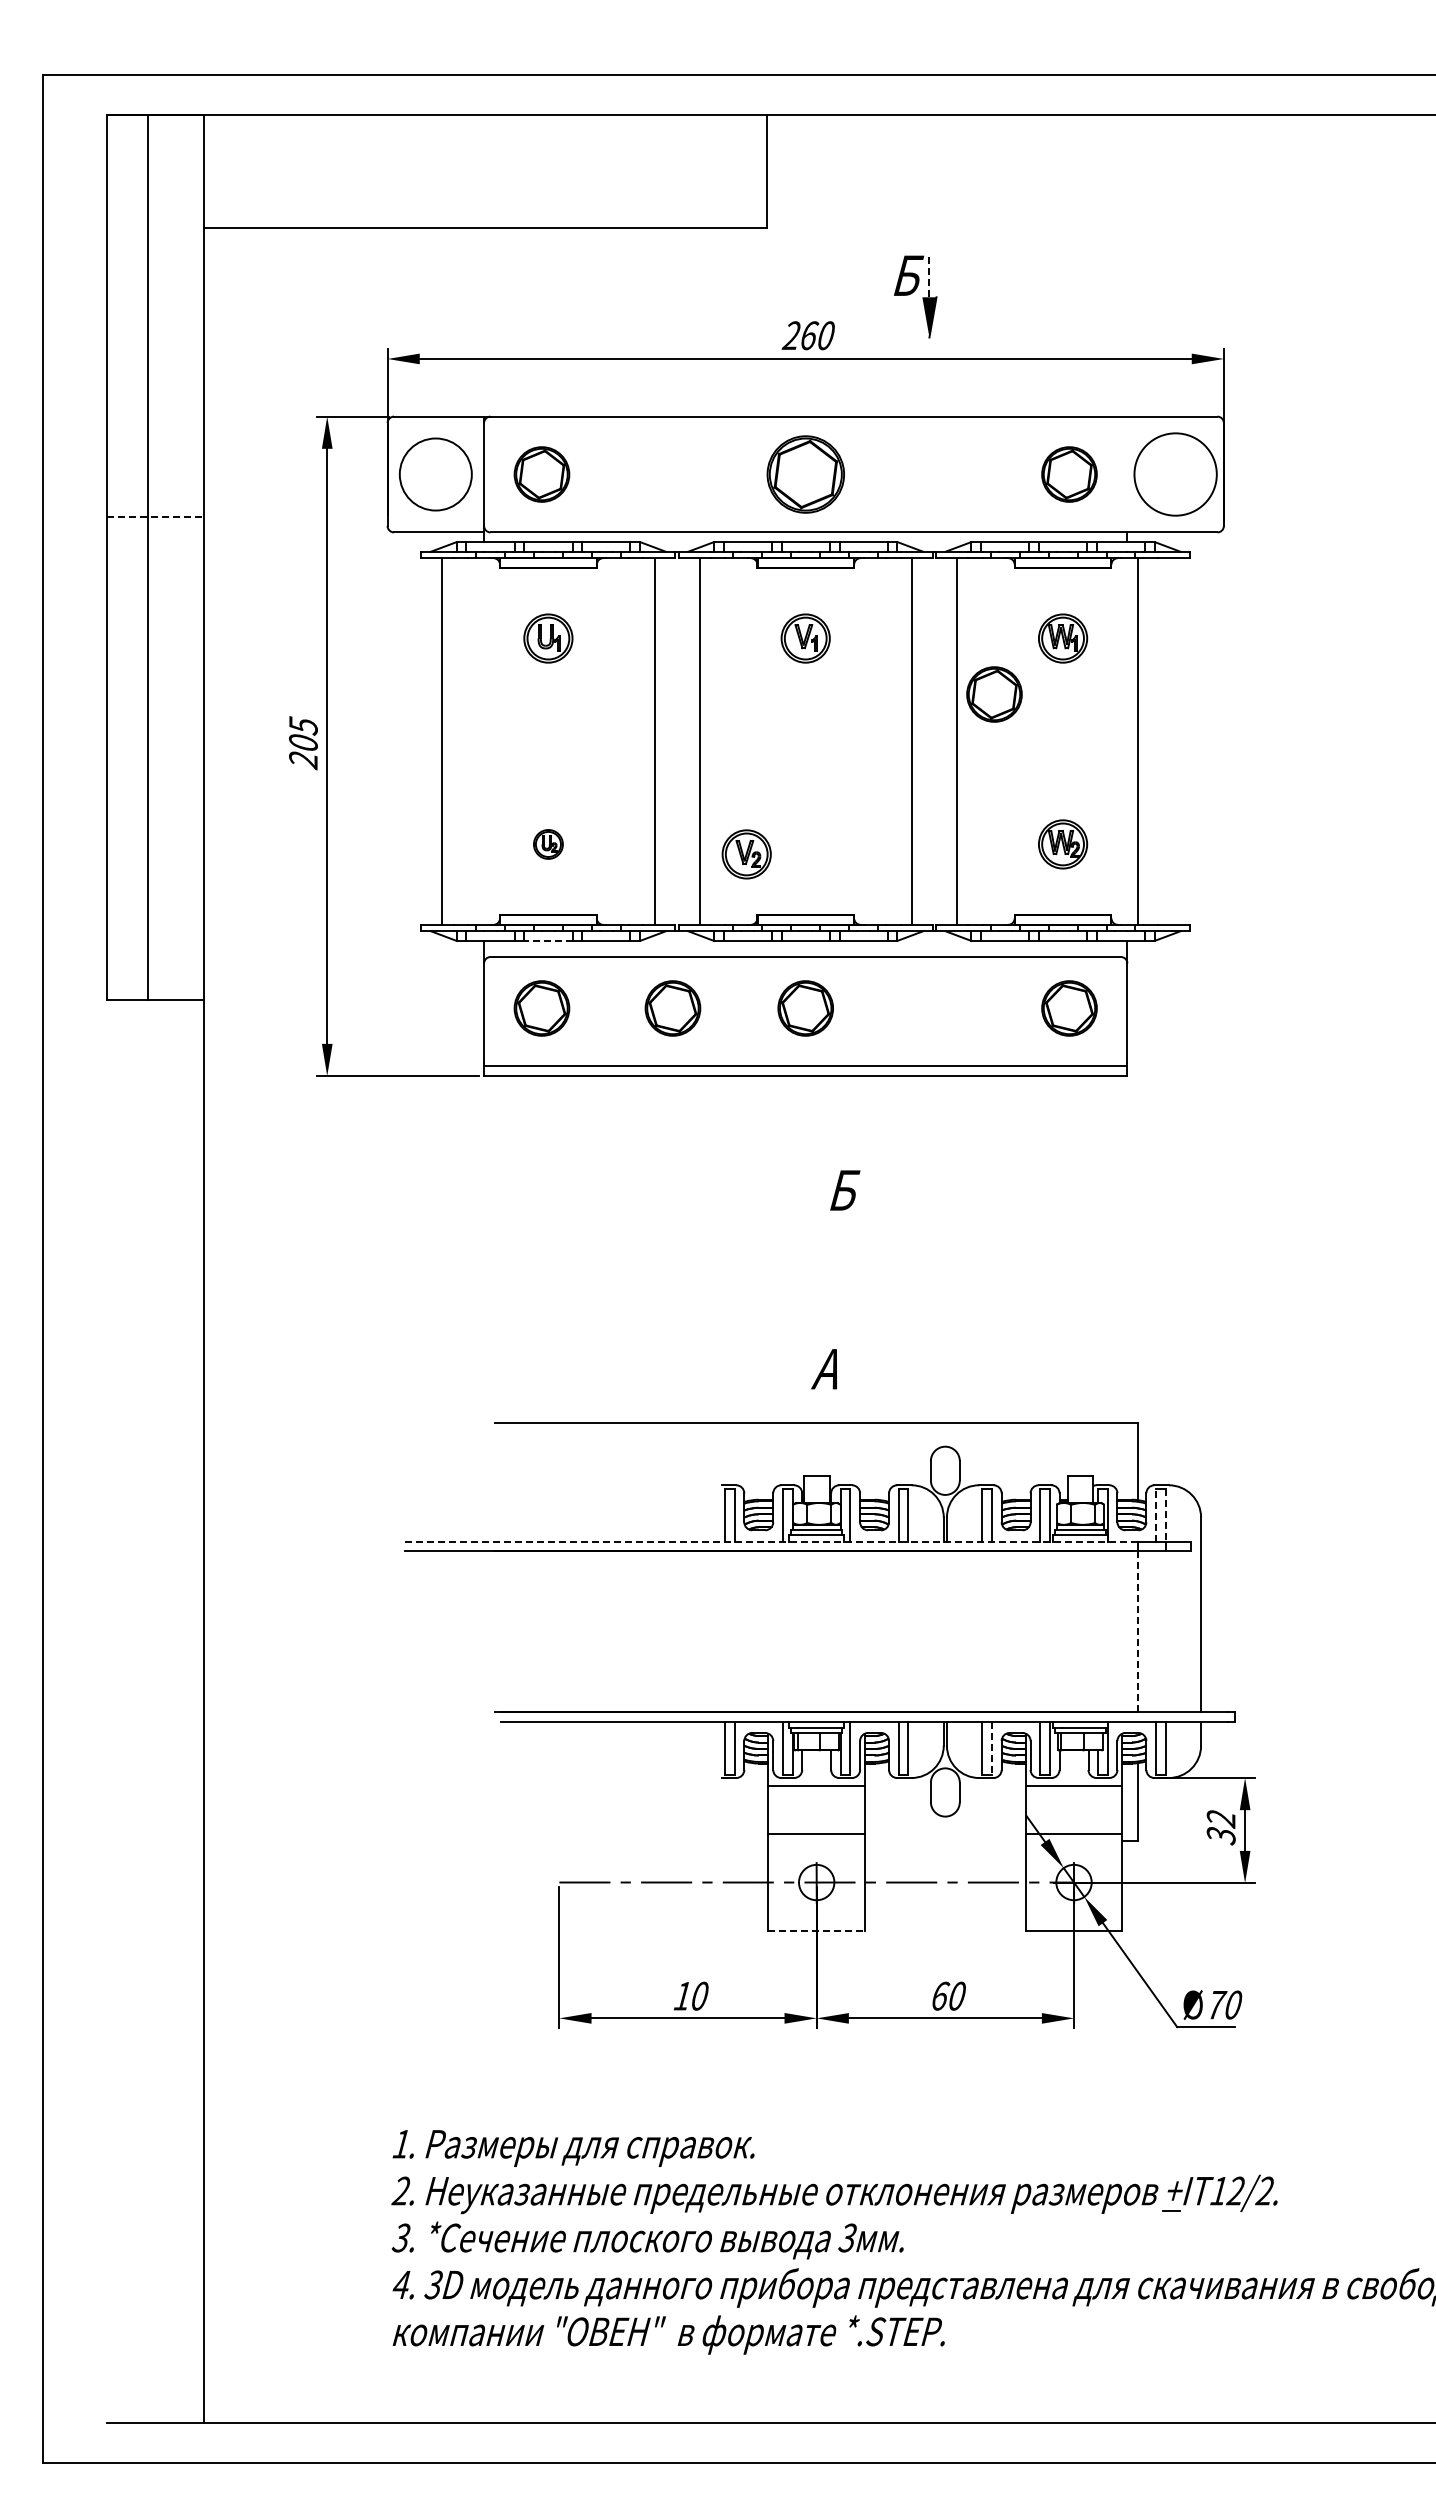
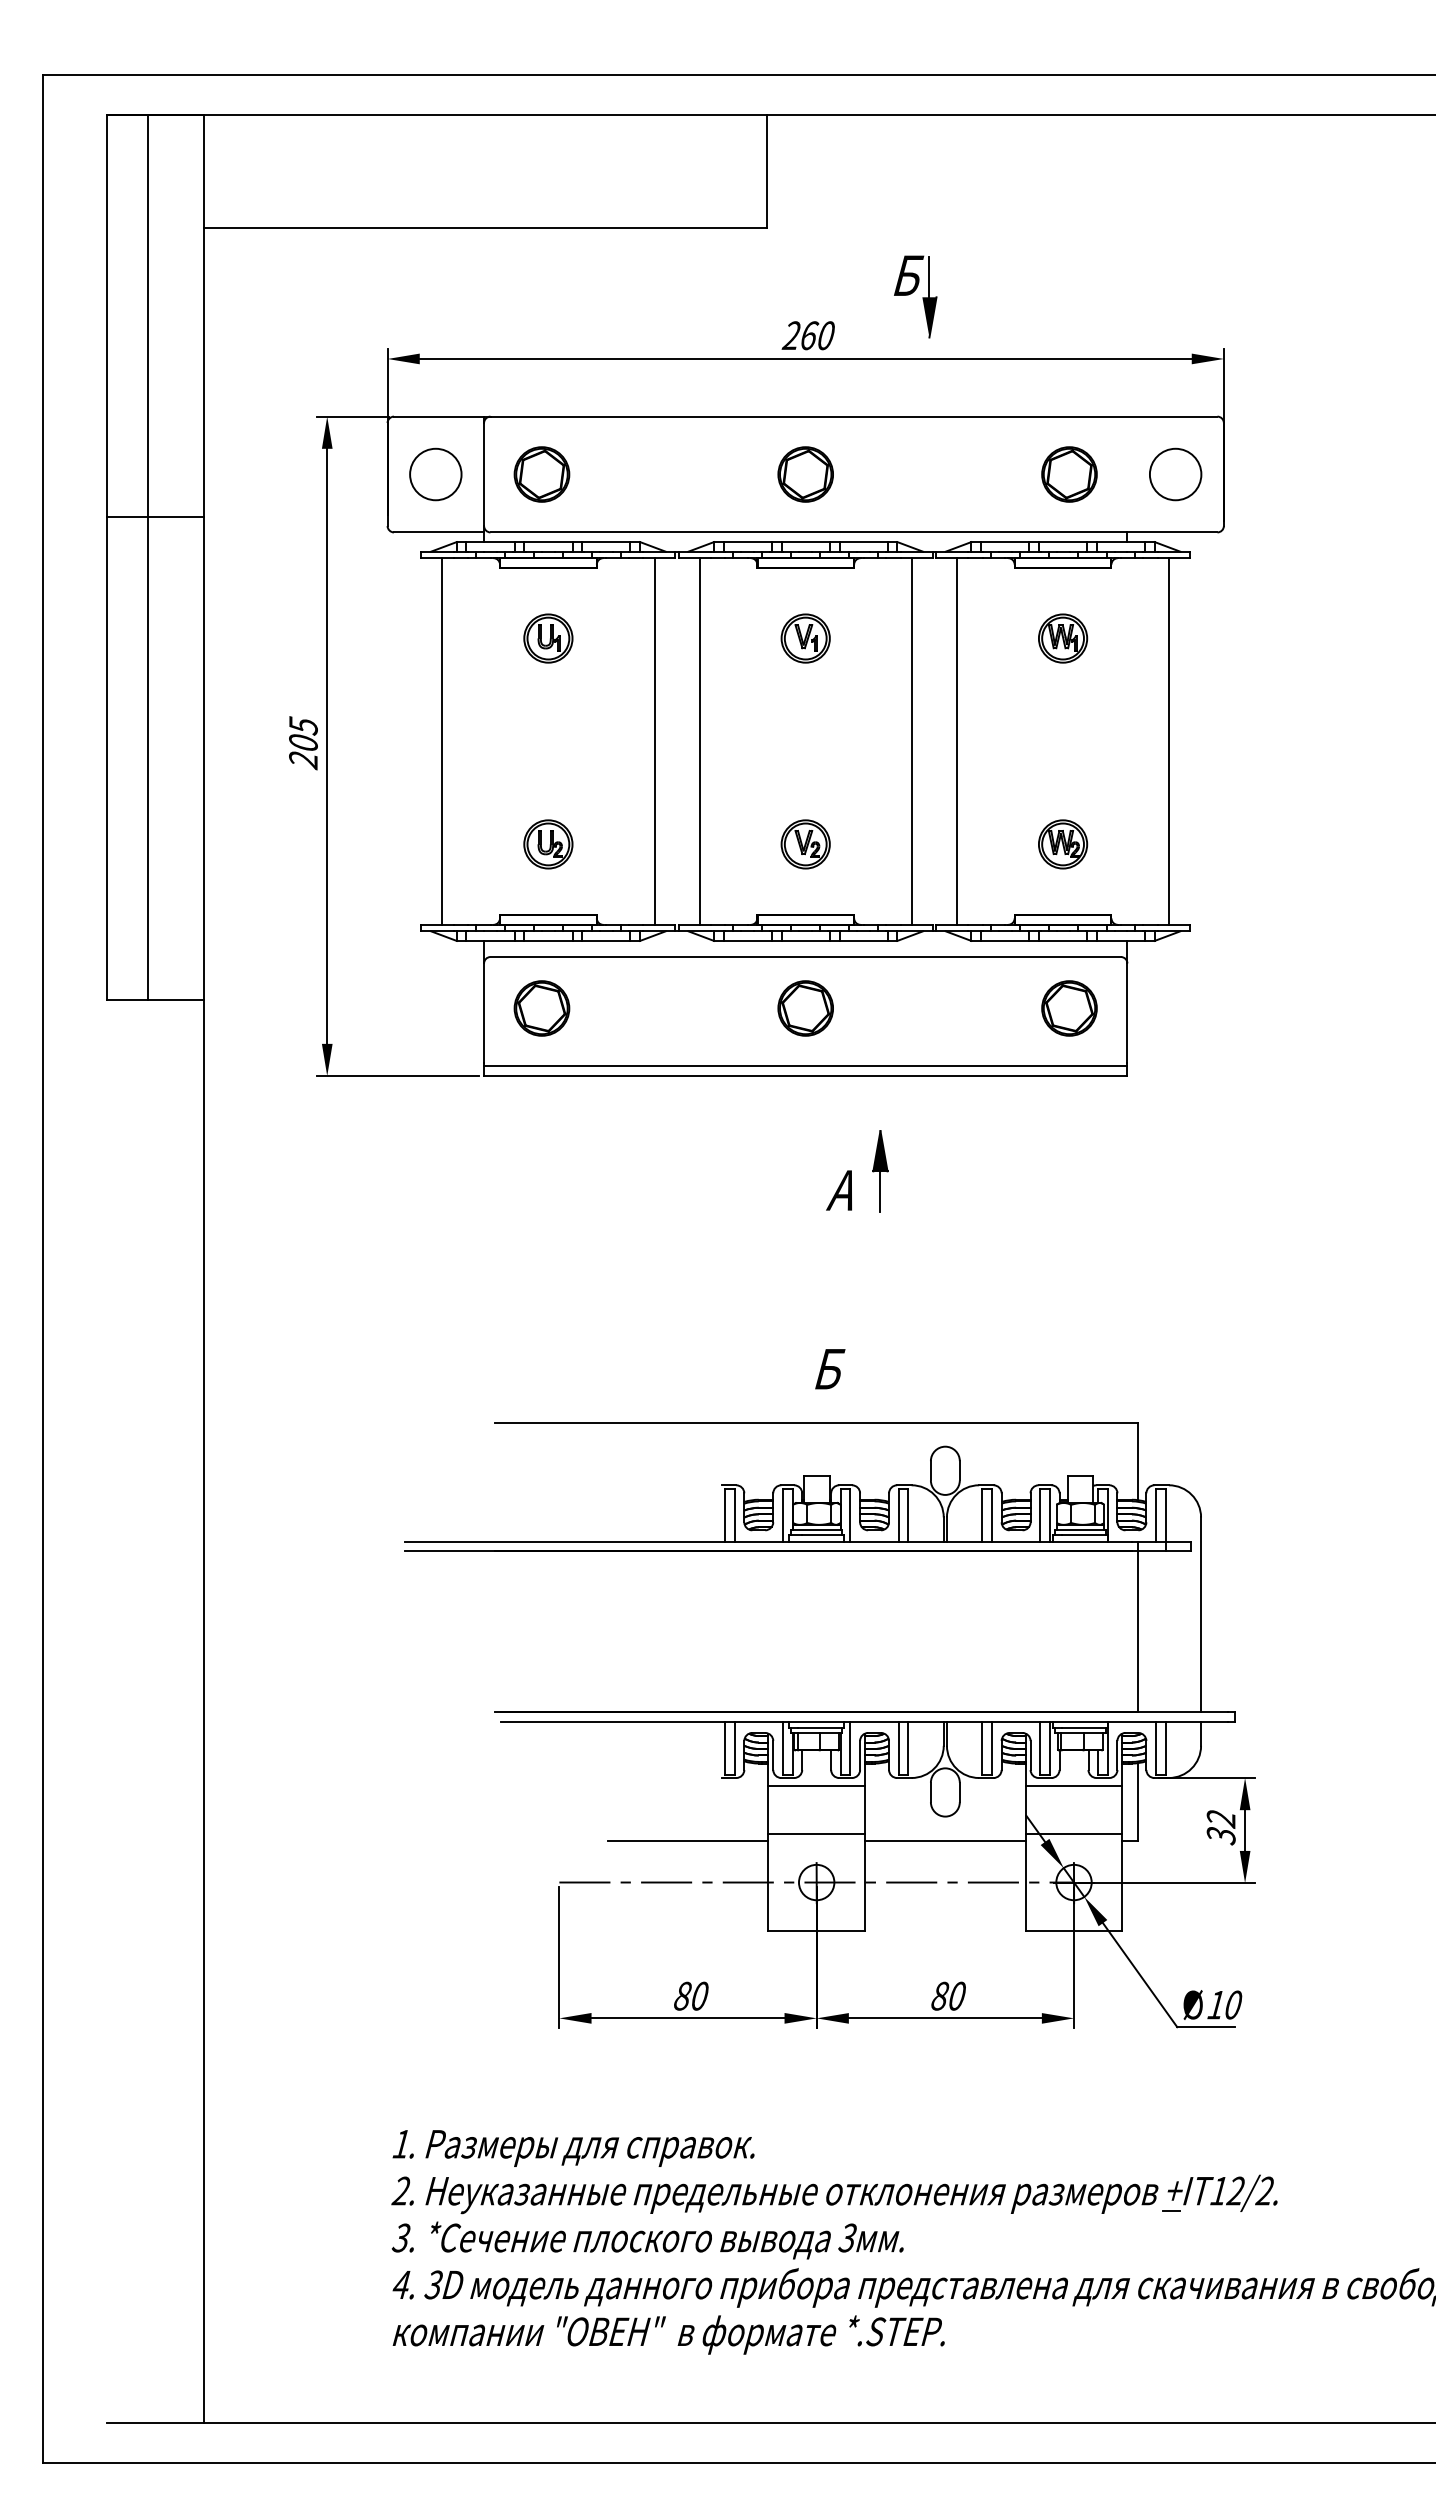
line: dashed -> solid (929, 277)
circle diameter: 72 px -> 51 px (435, 474)
part size: 79x79 px -> 57x57 px (805, 474)
circle diameter: 82 px -> 51 px (1175, 474)
line: dashed -> solid (156, 517)
part: present -> none (994, 694)
line position: (1138, 741) -> (1169, 741) (1169, 741)
part size: 31x31 px -> 51x51 px (548, 844)
part position: (746, 854) -> (805, 844) (805, 844)
line: dashed -> solid (547, 940)
part: present -> none (672, 1008)
part: none -> present (880, 1171)
text: Б -> A (843, 1190)
text: A -> Б (828, 1369)
line: dashed -> solid (1156, 1515)
line: dashed -> solid (1165, 1515)
line: dashed -> solid (768, 1541)
line: dashed -> solid (1138, 1631)
line: dashed -> solid (992, 1748)
line: none -> present (687, 1840)
line: none -> present (944, 1840)
line: dashed -> solid (817, 1930)
text: 10 -> 80 (682, 1995)
text: 60 -> 80 (940, 1995)
text: 70 -> 10 (1217, 2005)
